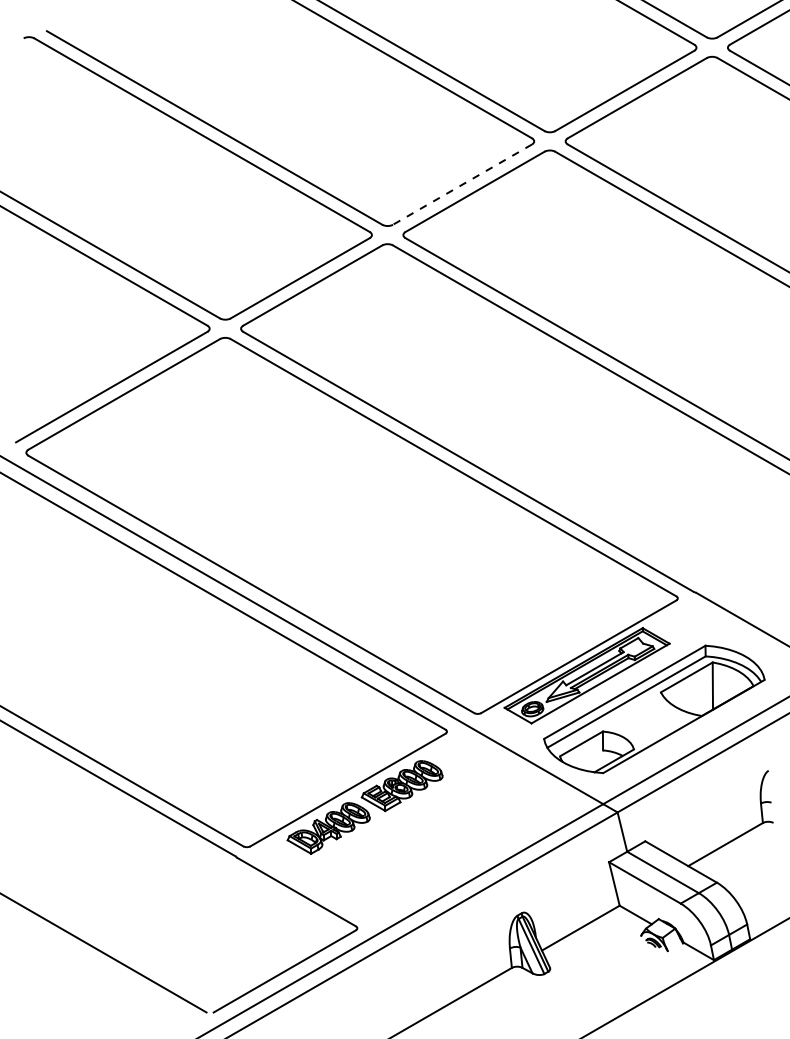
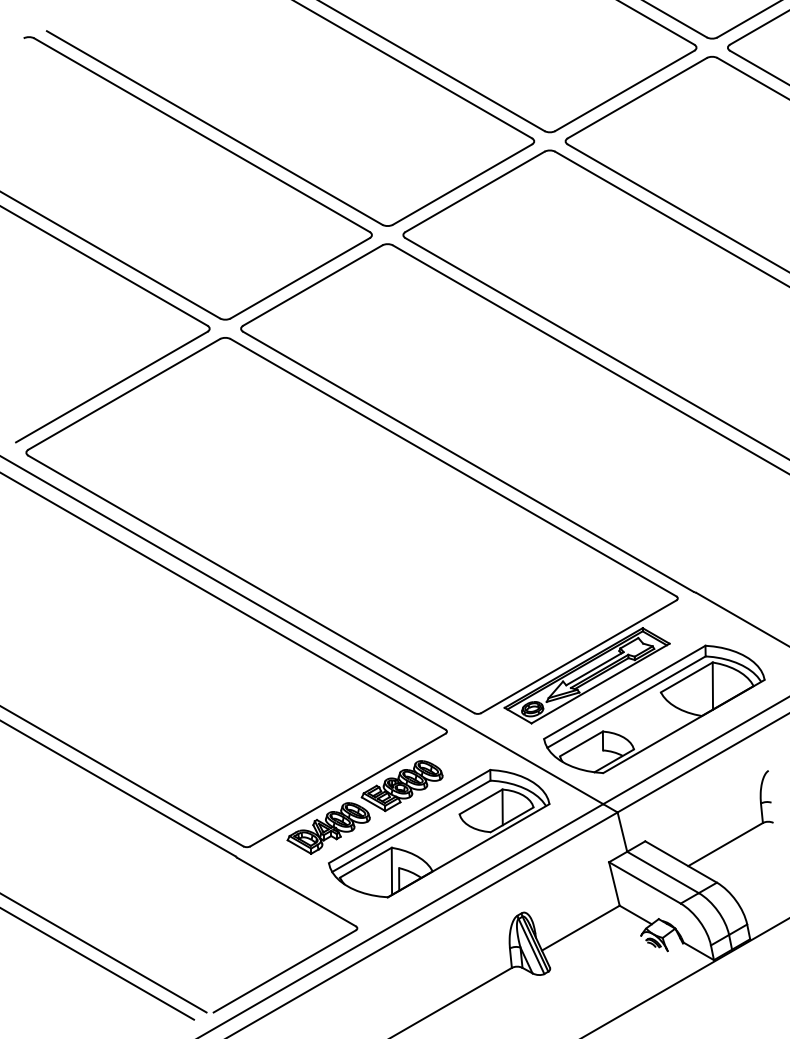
line: dashed -> solid (462, 184)
part: none -> present (439, 833)
line: none -> present (98, 964)
